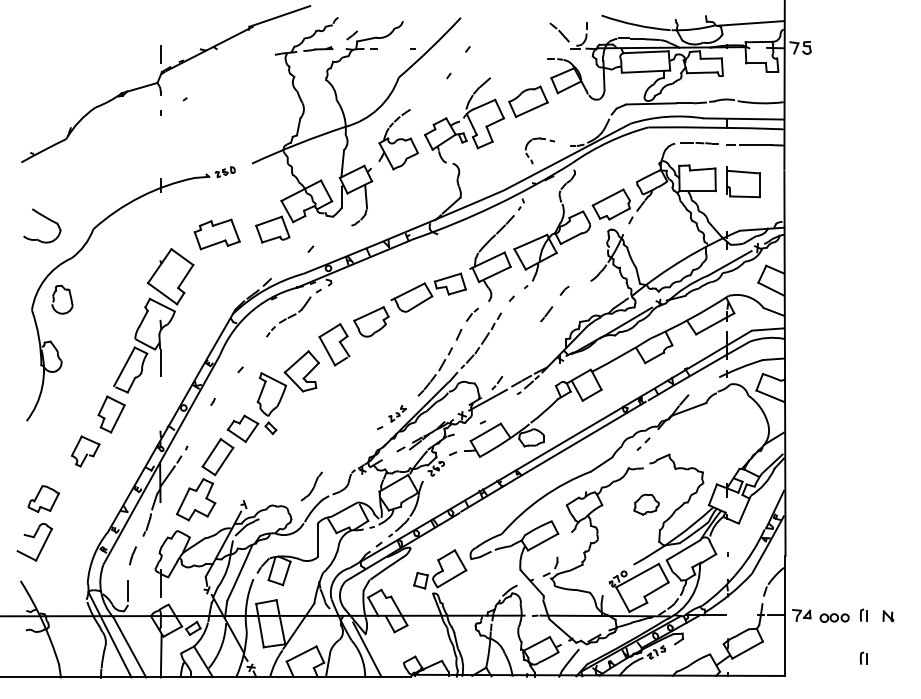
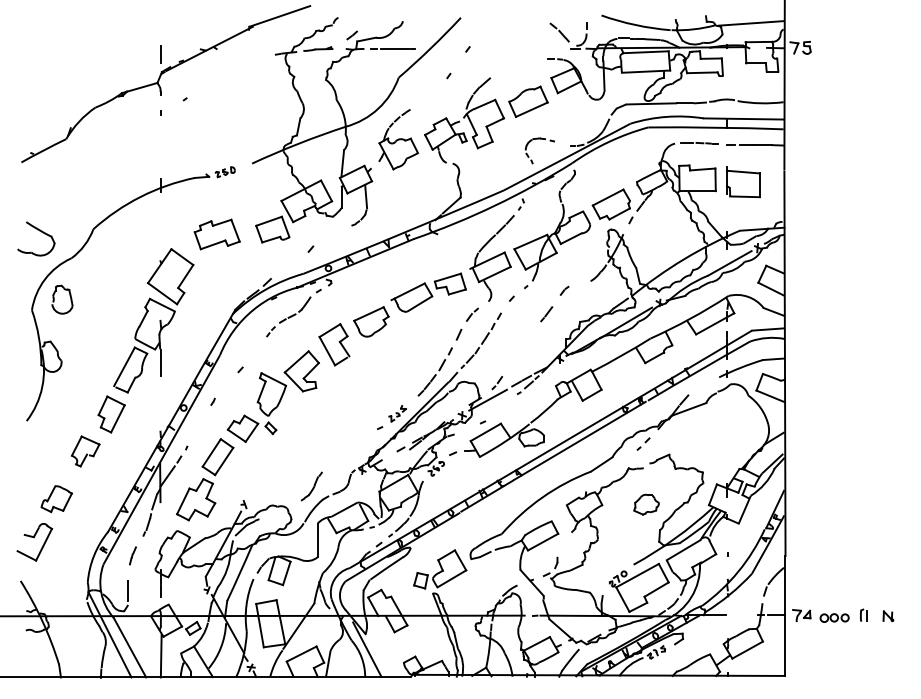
line: none -> present (394, 49)
part position: (45, 218) -> (39, 231) (39, 231)
part position: (43, 499) -> (56, 499) (56, 499)
part: present -> none (863, 657)
